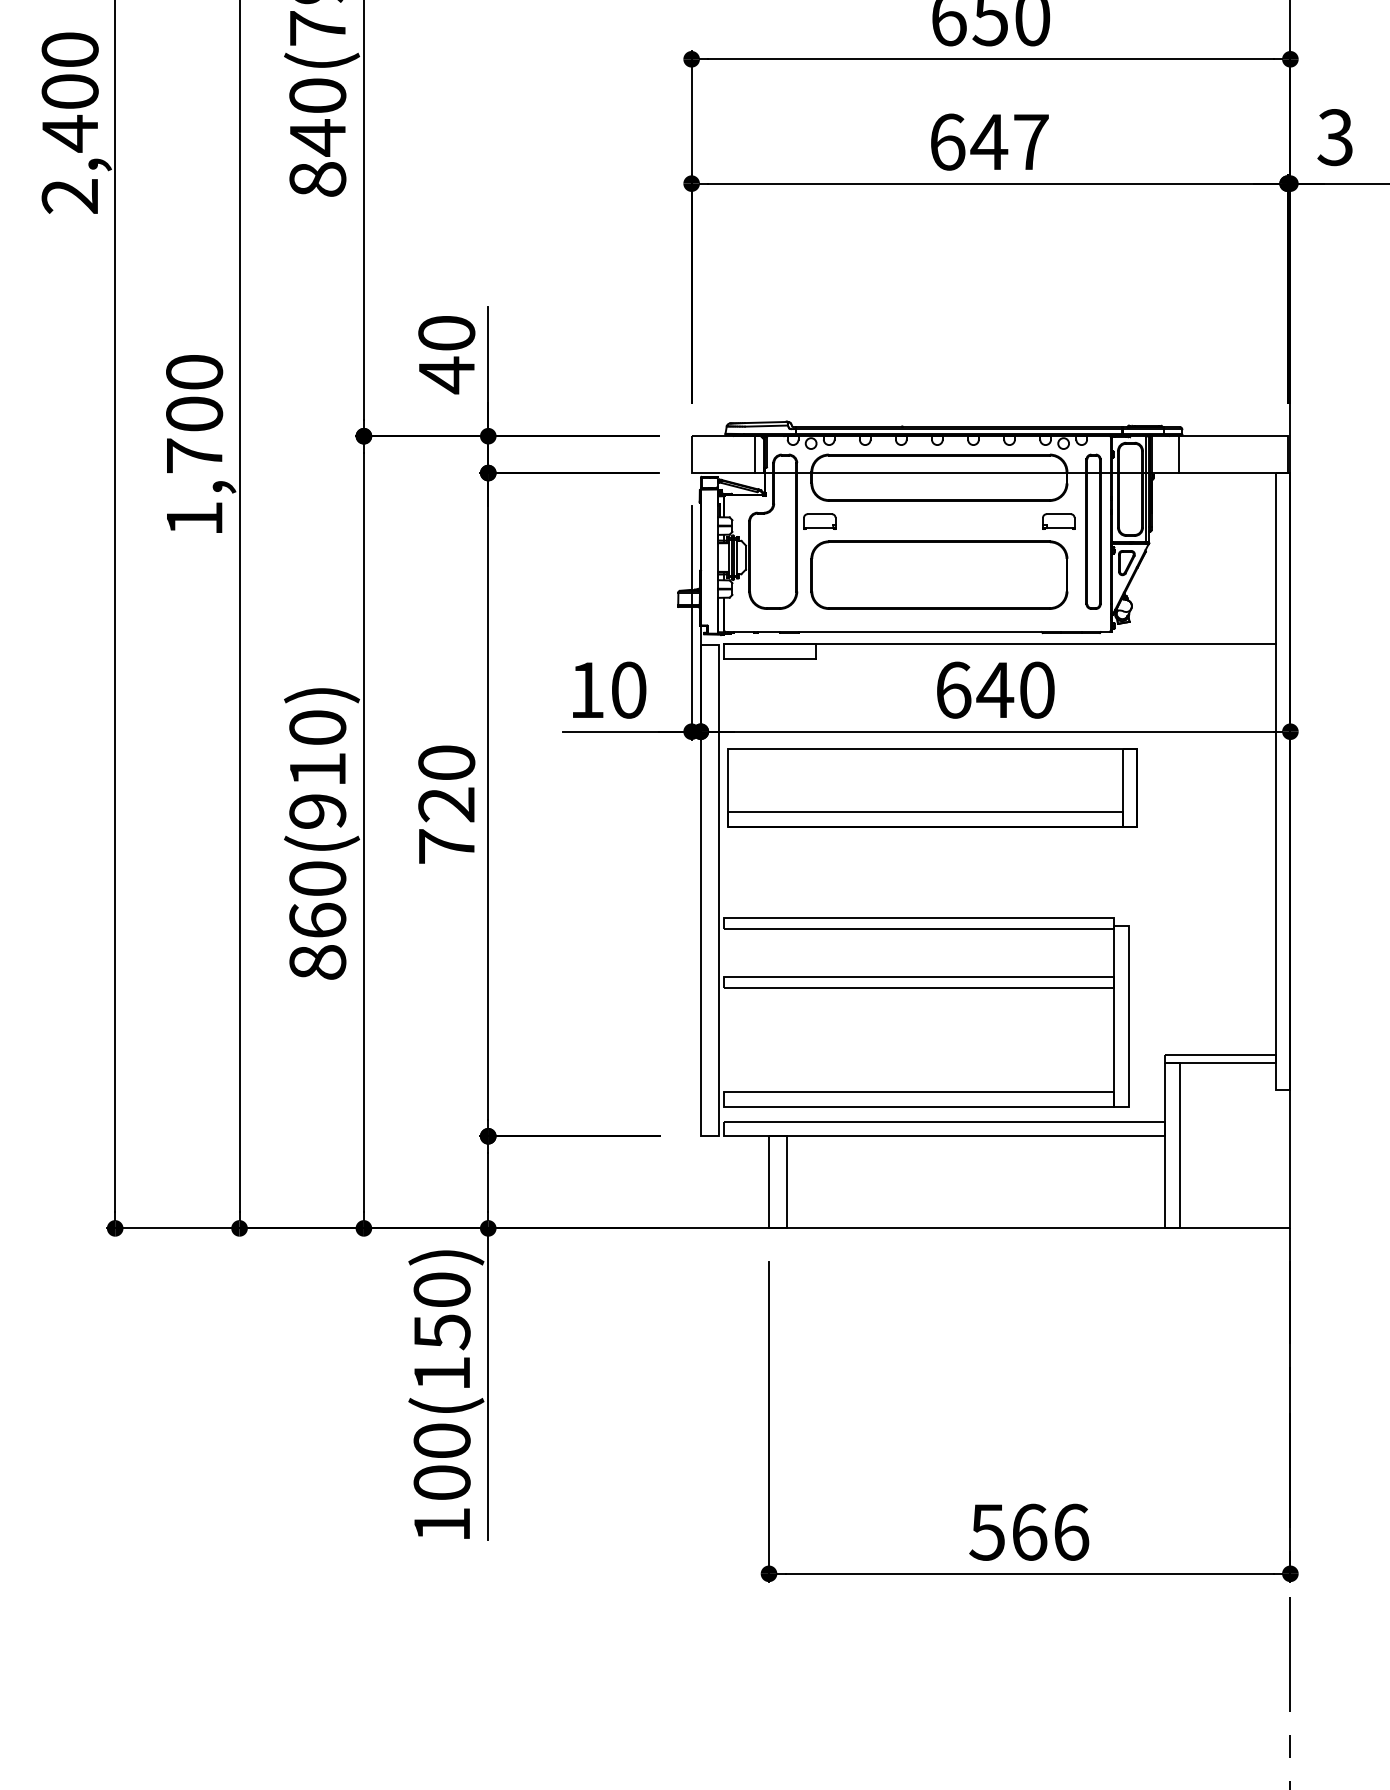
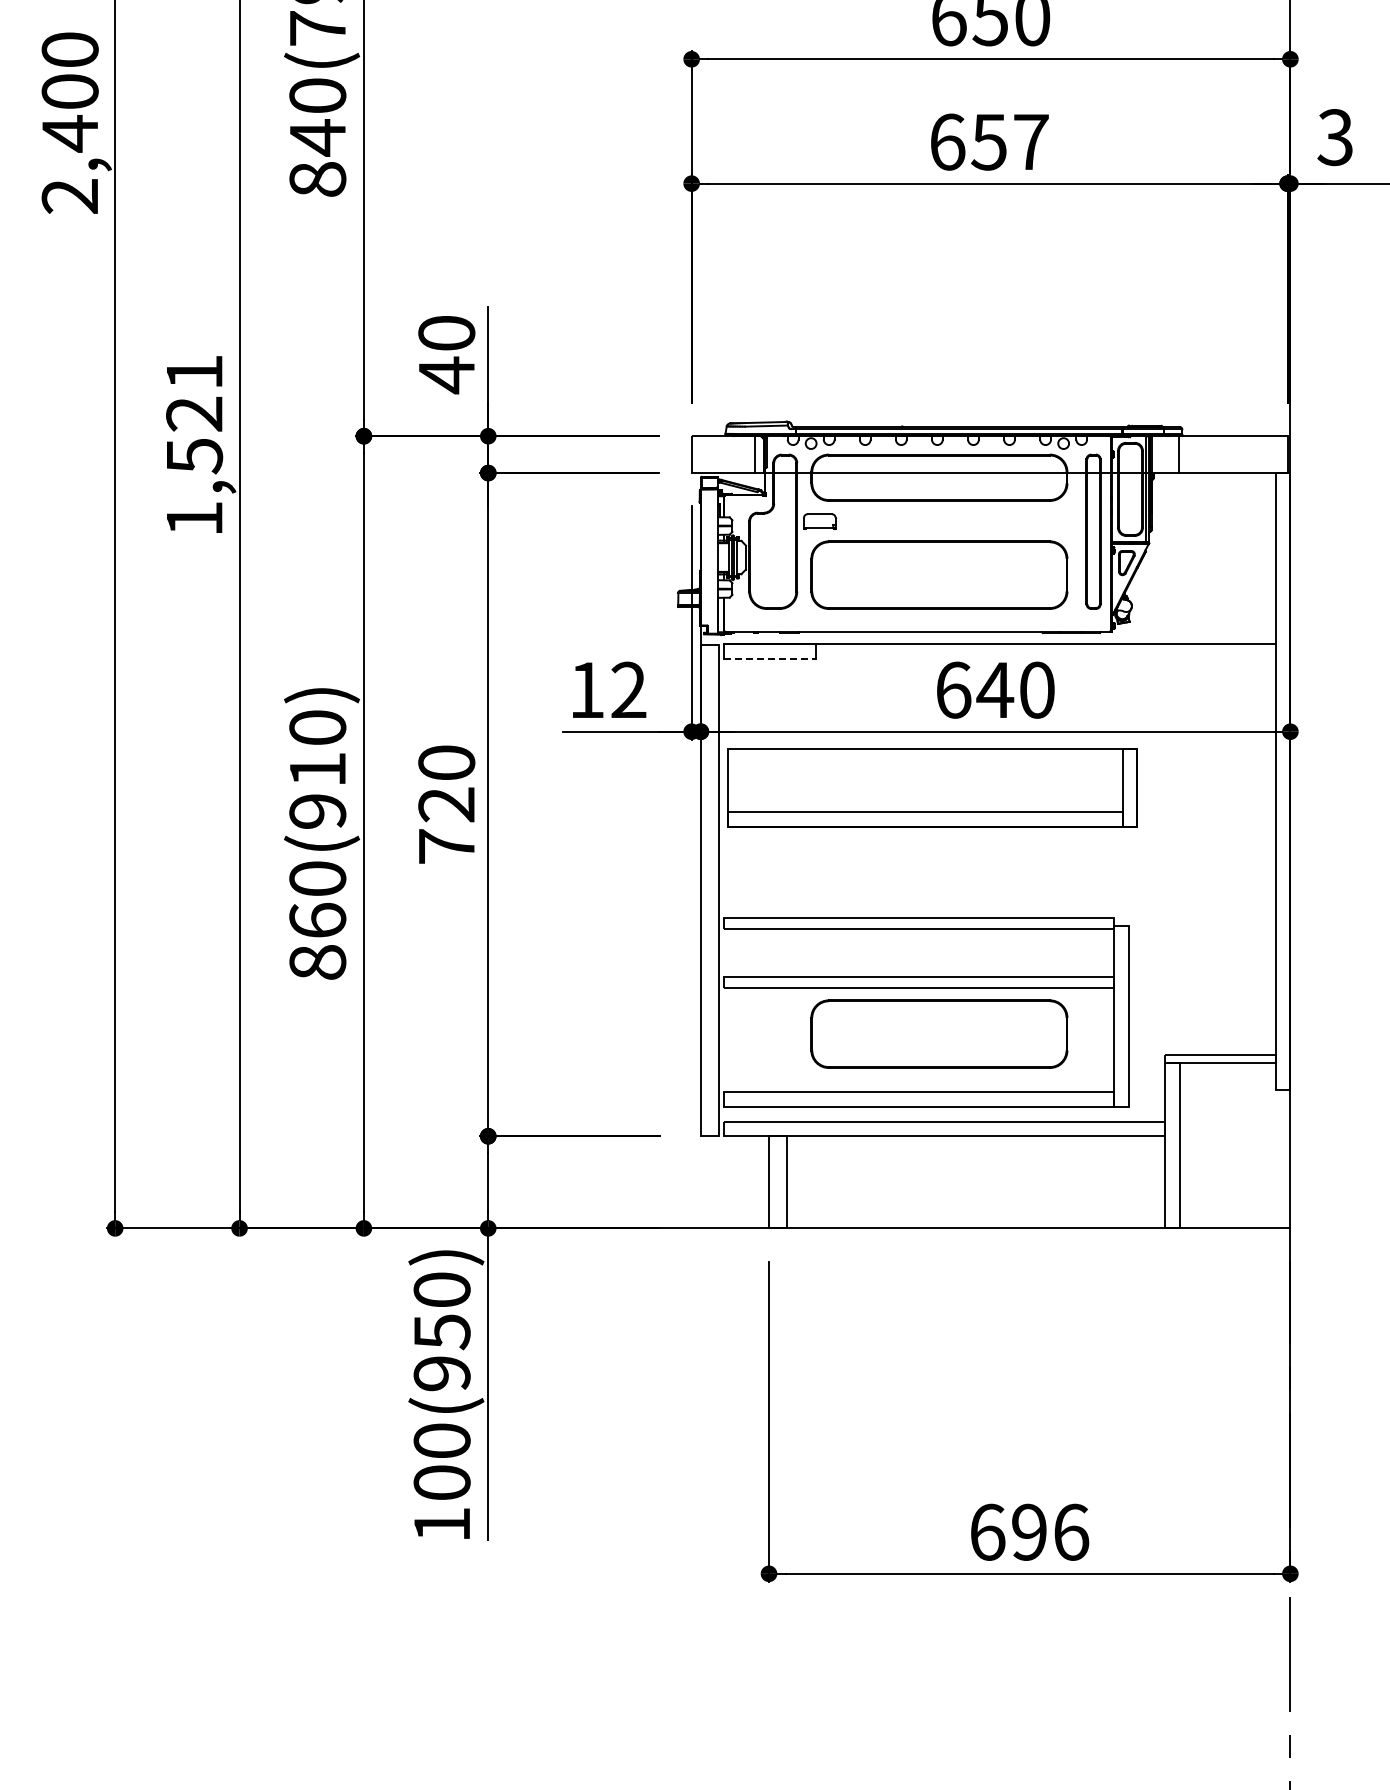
text: 647 -> 657 (989, 142)
text: 1,700 -> 1,521 (194, 414)
part: present -> none (1058, 521)
line: solid -> dashed (770, 659)
text: 10 -> 12 (628, 689)
part: none -> present (939, 1033)
text: 100(150) -> 100(950) (441, 1373)
text: 566 -> 696 (1008, 1531)
